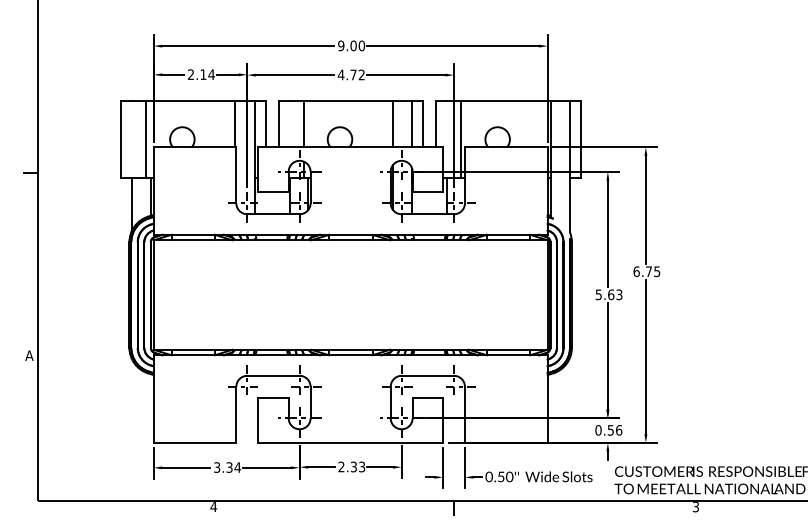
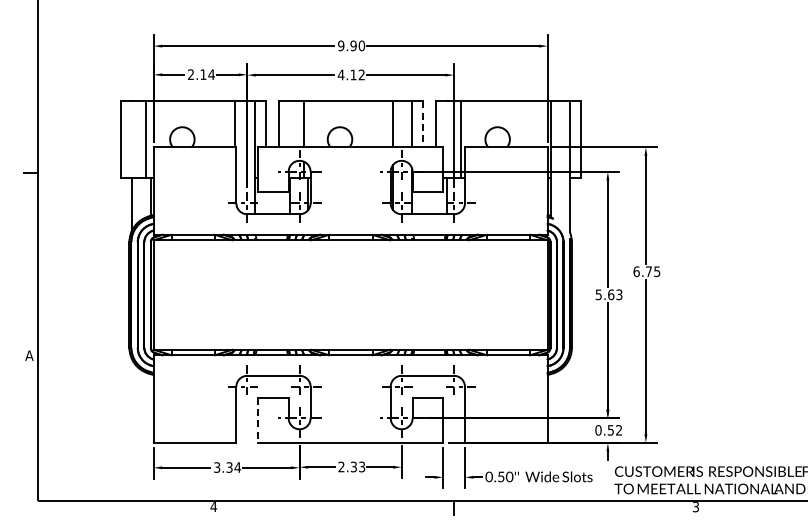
text: 9.00 -> 9.90 (353, 45)
text: 4.72 -> 4.12 (353, 74)
line: solid -> dashed (423, 124)
line: solid -> dashed (258, 420)
text: 0.56 -> 0.52 (619, 430)
